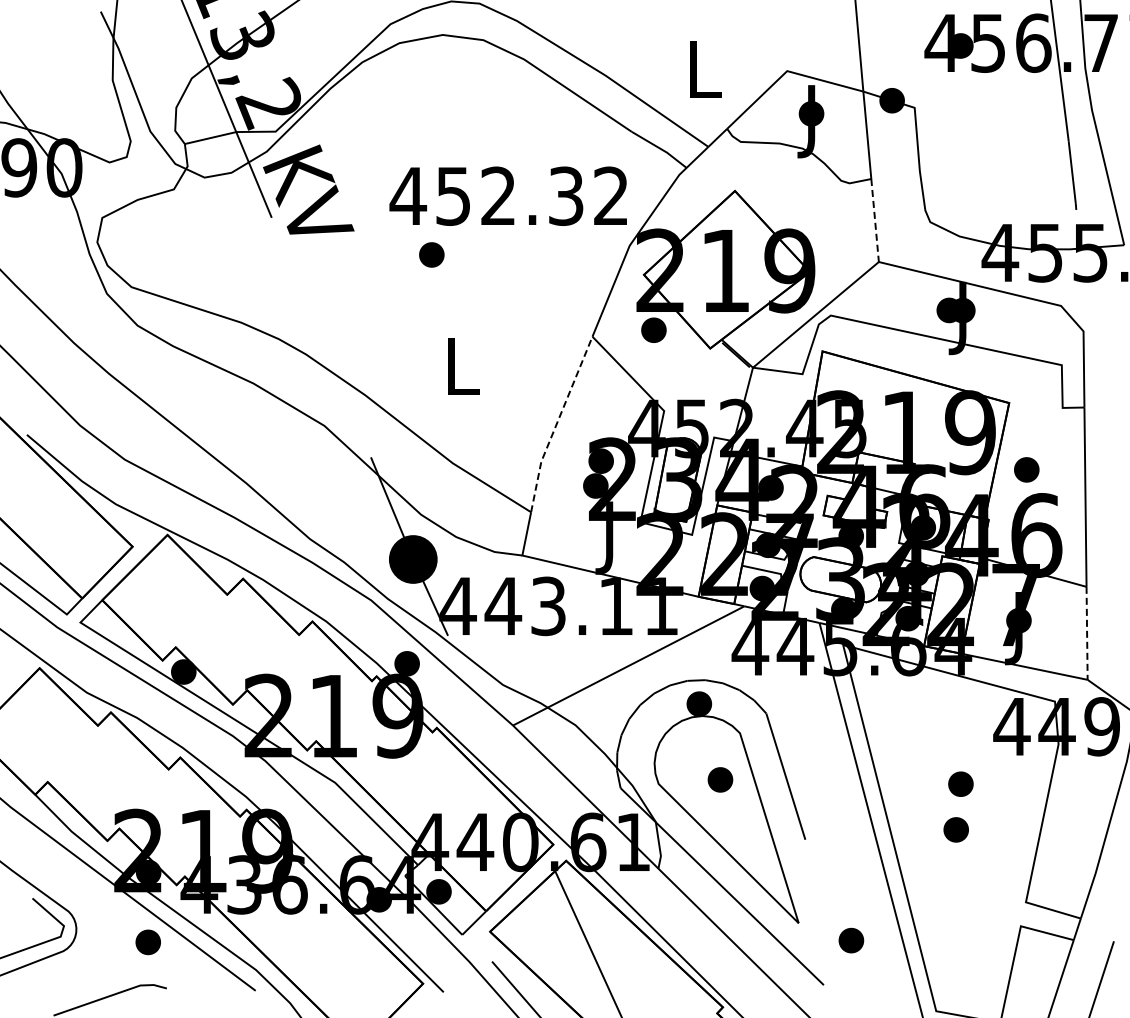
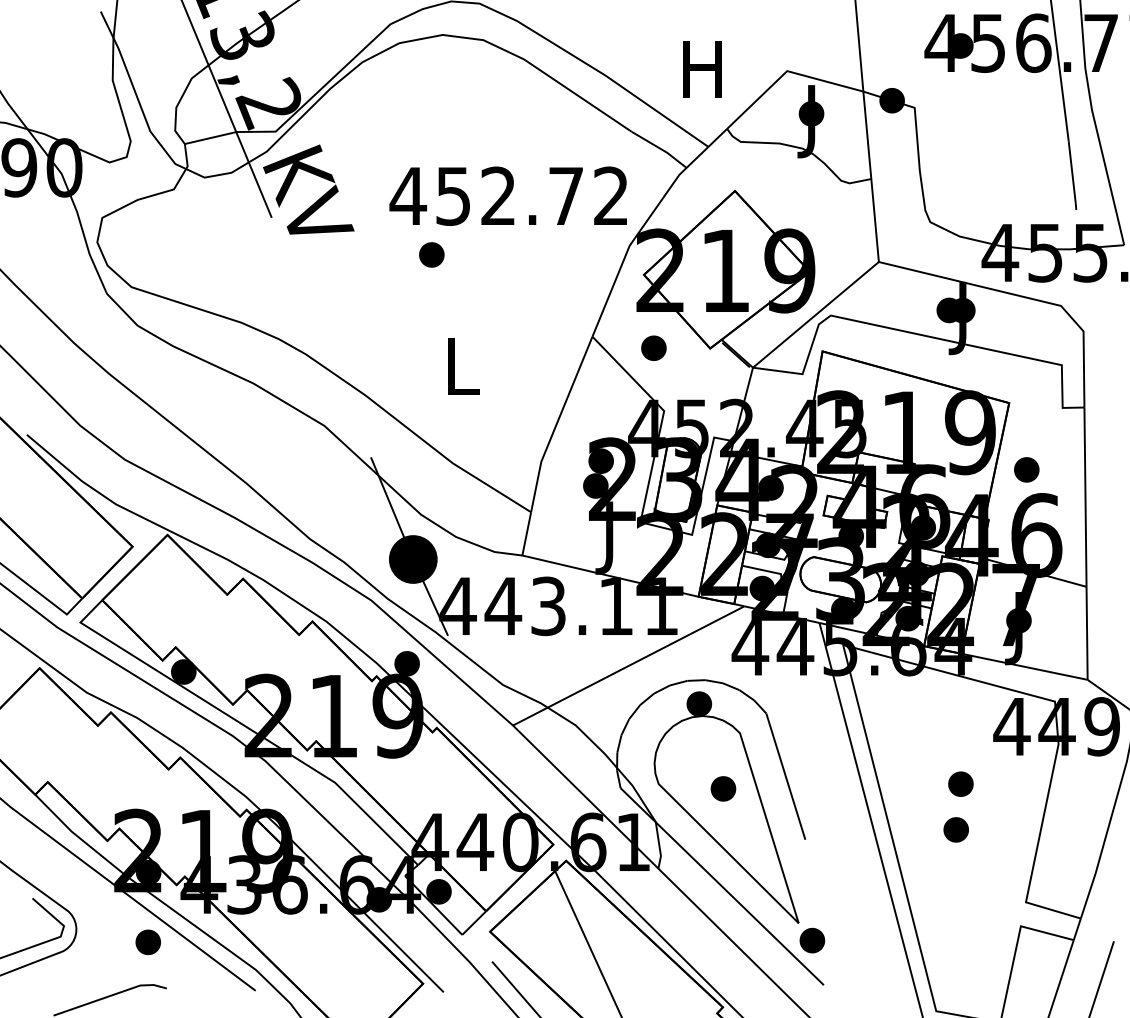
text: L -> H (702, 69)
text: 452.32 -> 452.72 (566, 195)
line: dashed -> solid (875, 220)
part position: (653, 329) -> (653, 347) (653, 347)
line: dashed -> solid (557, 423)
line: dashed -> solid (1087, 633)
part position: (720, 779) -> (723, 788) (723, 788)
part position: (851, 940) -> (812, 940) (812, 940)
